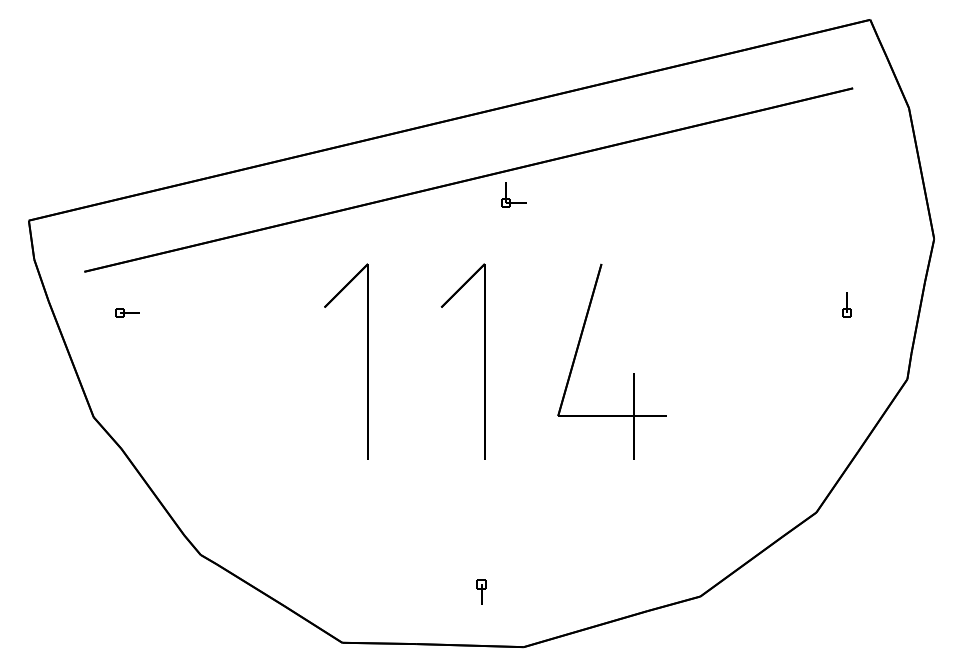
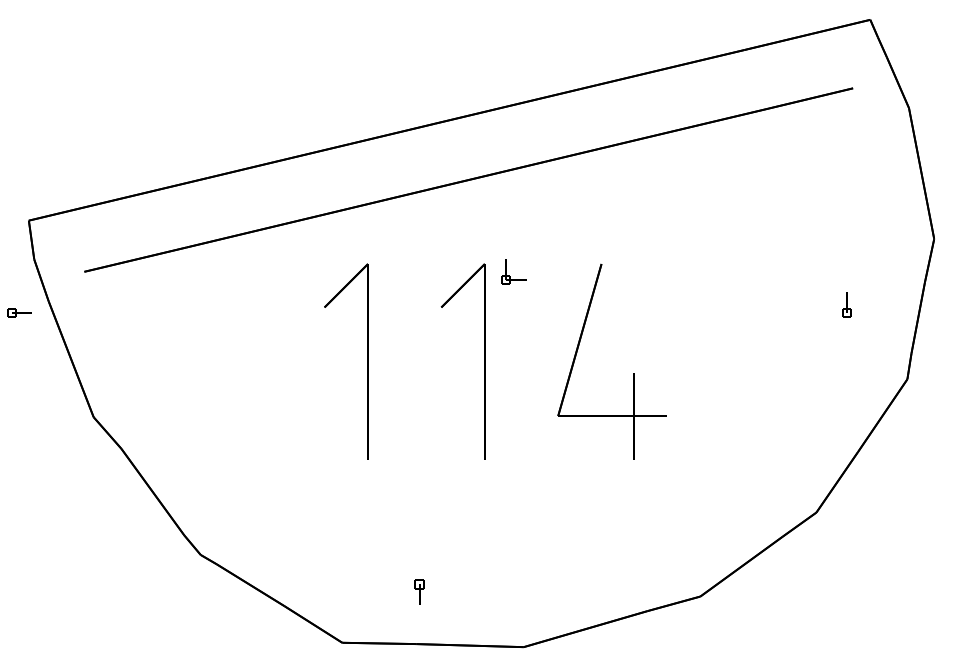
part position: (513, 194) -> (513, 271) (513, 271)
part position: (127, 312) -> (19, 312) (19, 312)
part position: (481, 591) -> (419, 591) (419, 591)
